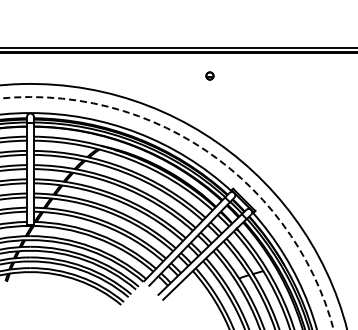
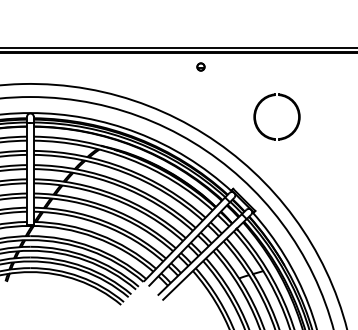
part position: (209, 75) -> (200, 66) (200, 66)
part: none -> present (264, 100)
circle: dashed -> solid (166, 213)
